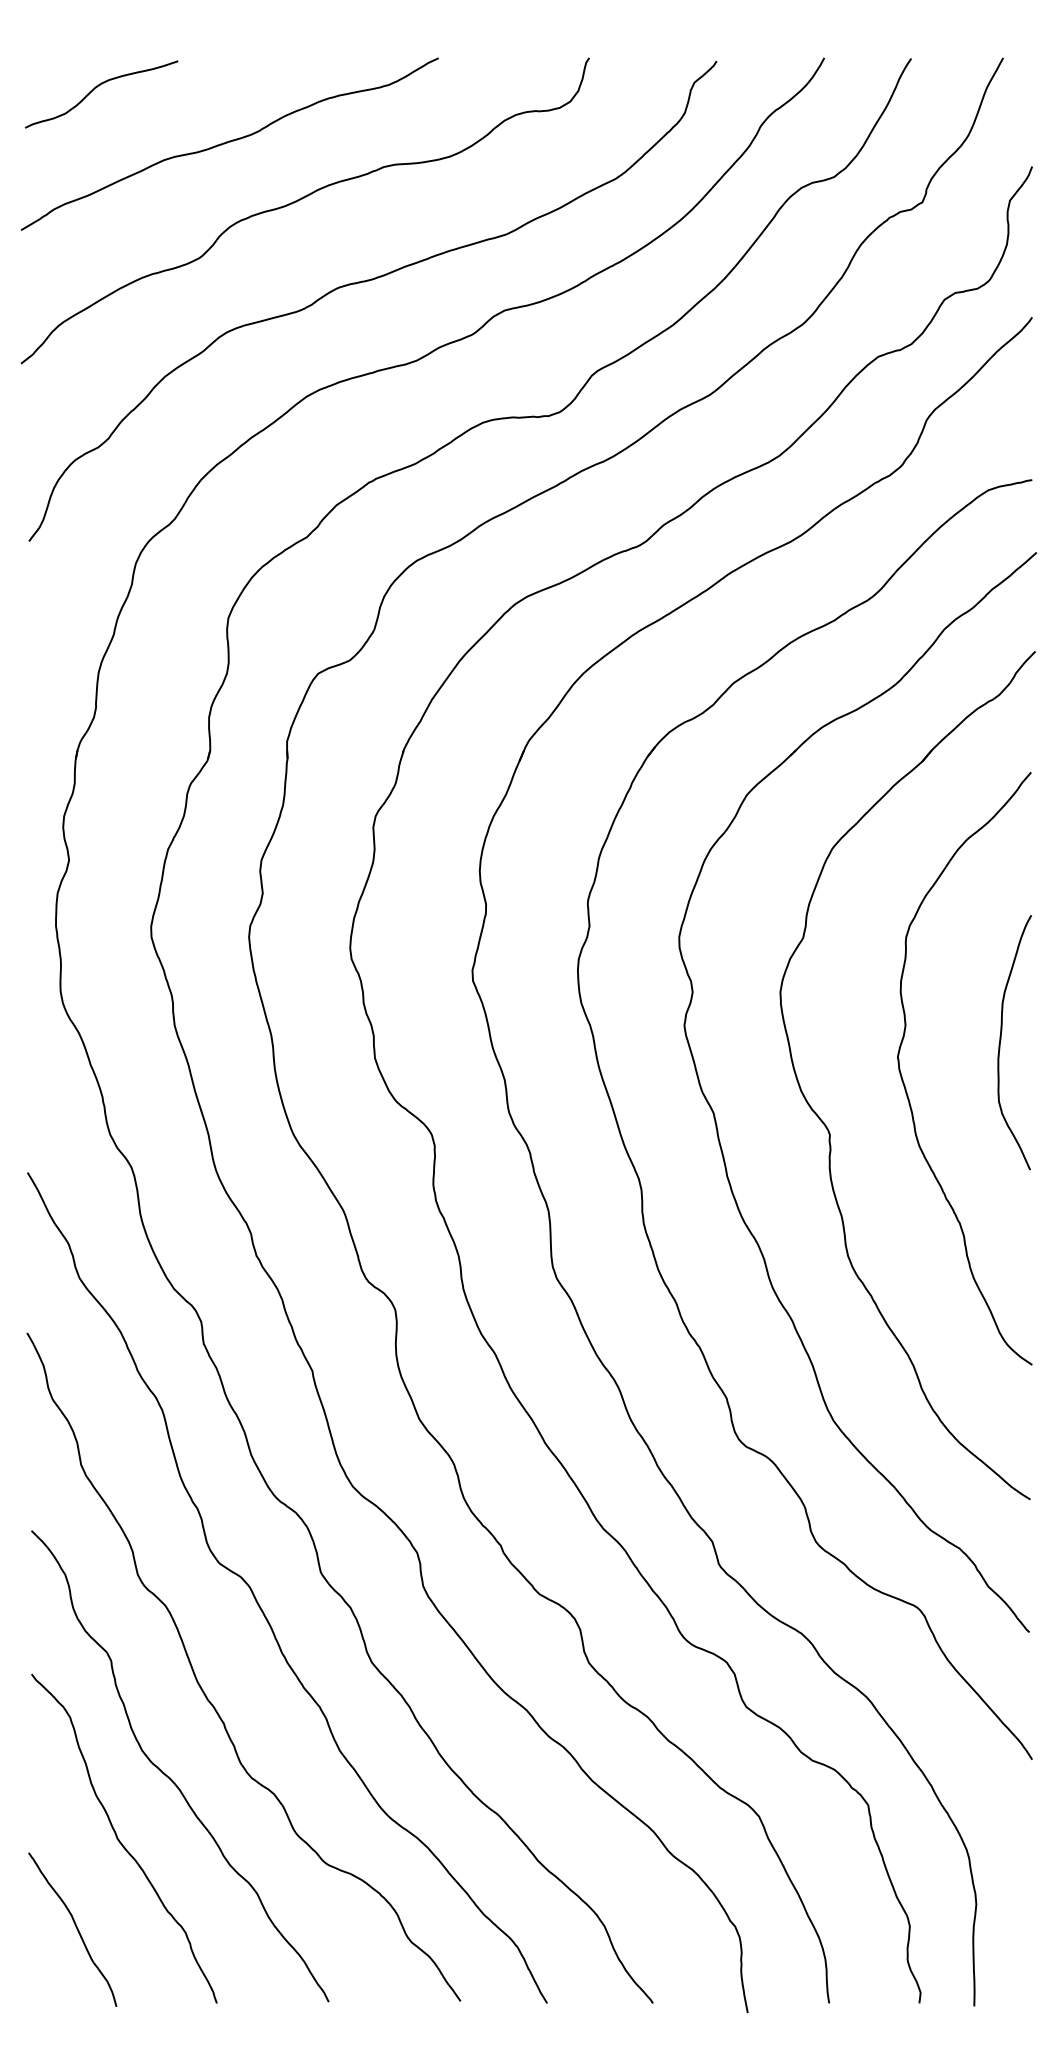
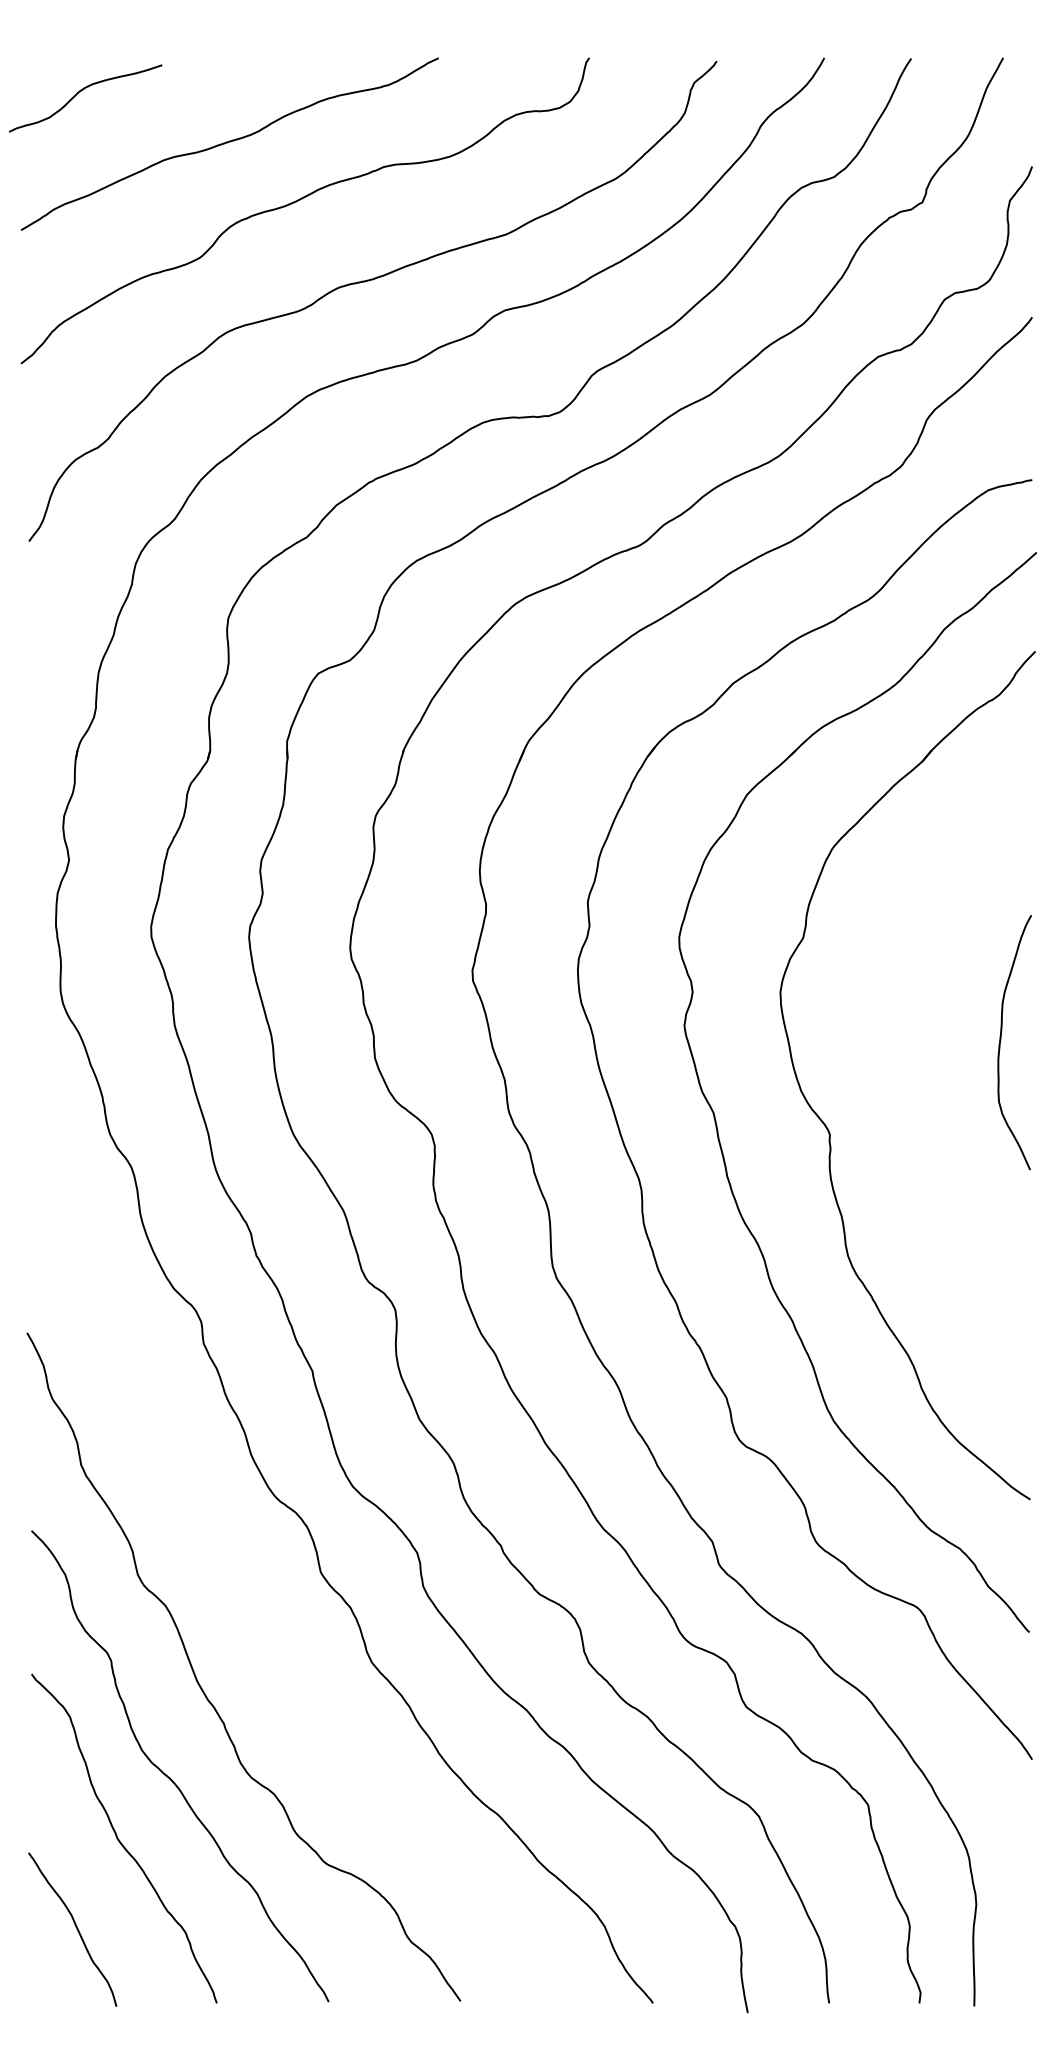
curve position: (96, 88) -> (80, 92) (80, 92)
curve: present -> none (906, 1088)
curve: present -> none (258, 1602)
